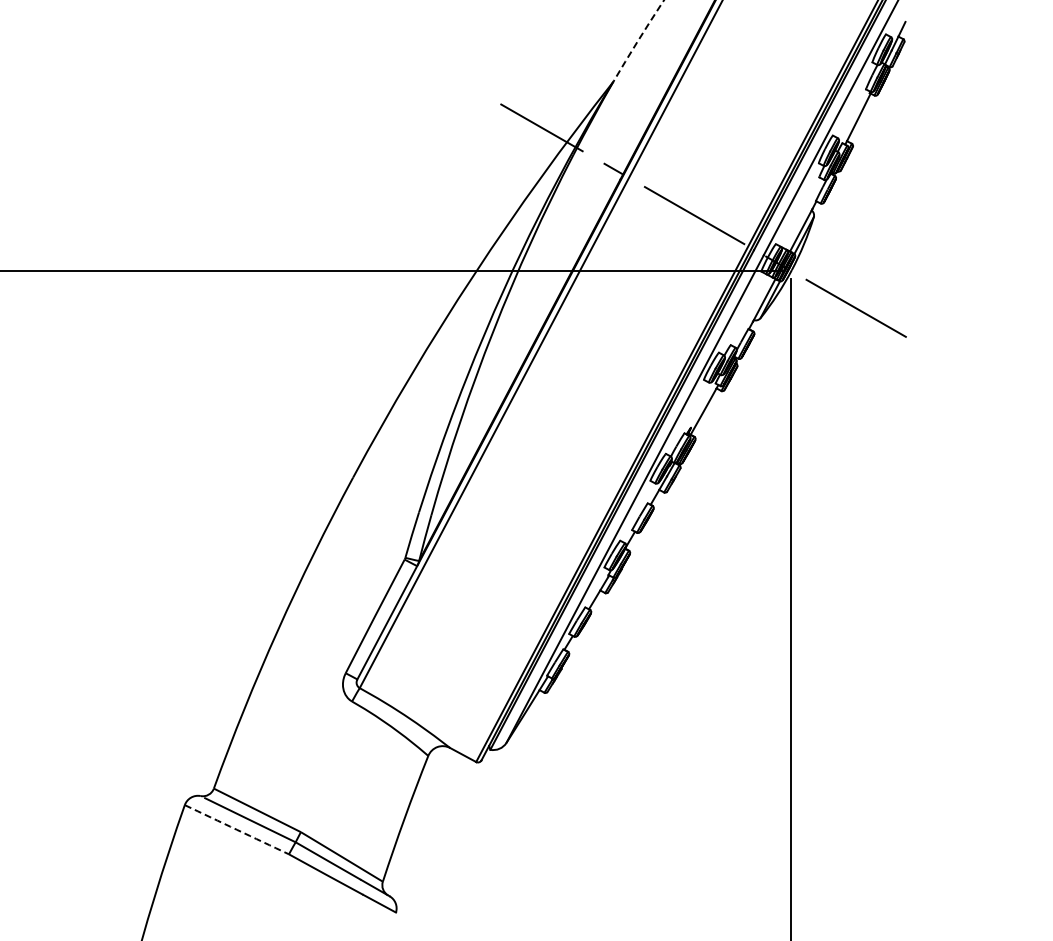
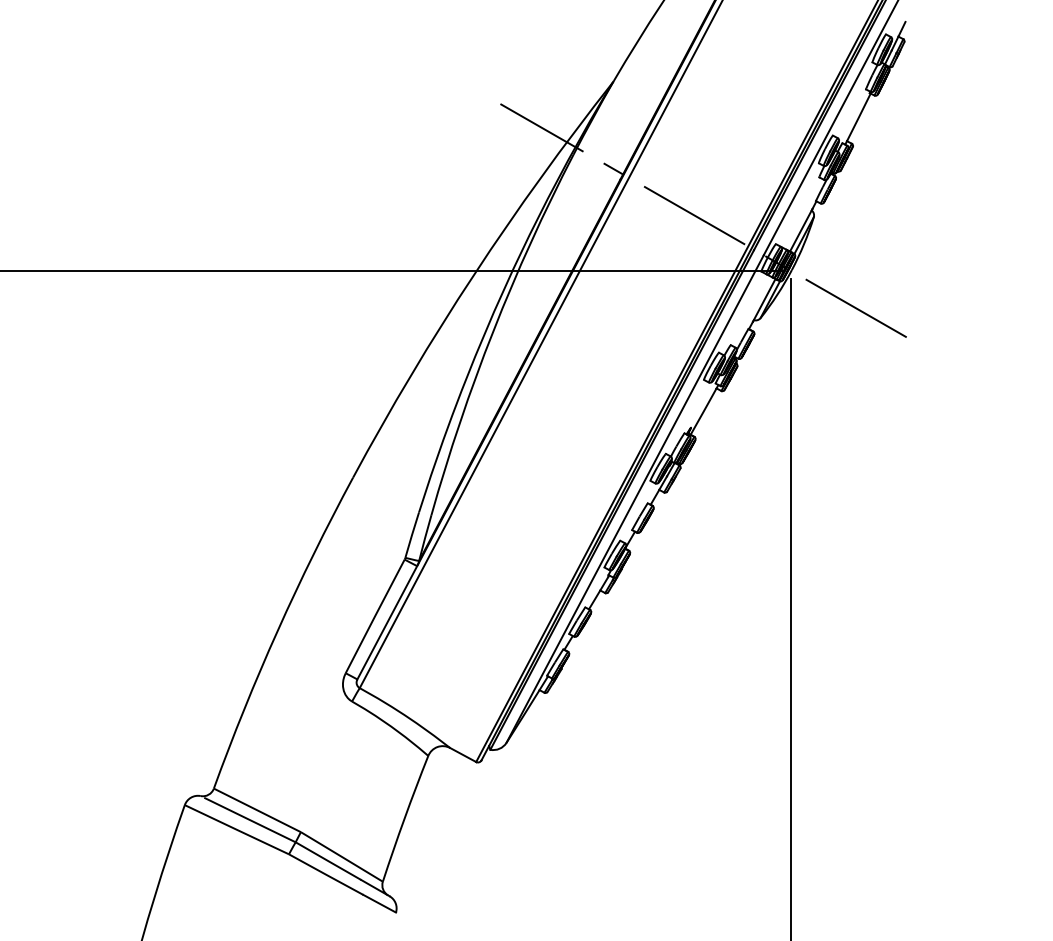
arc: dashed -> solid (638, 40)
arc: dashed -> solid (236, 829)
